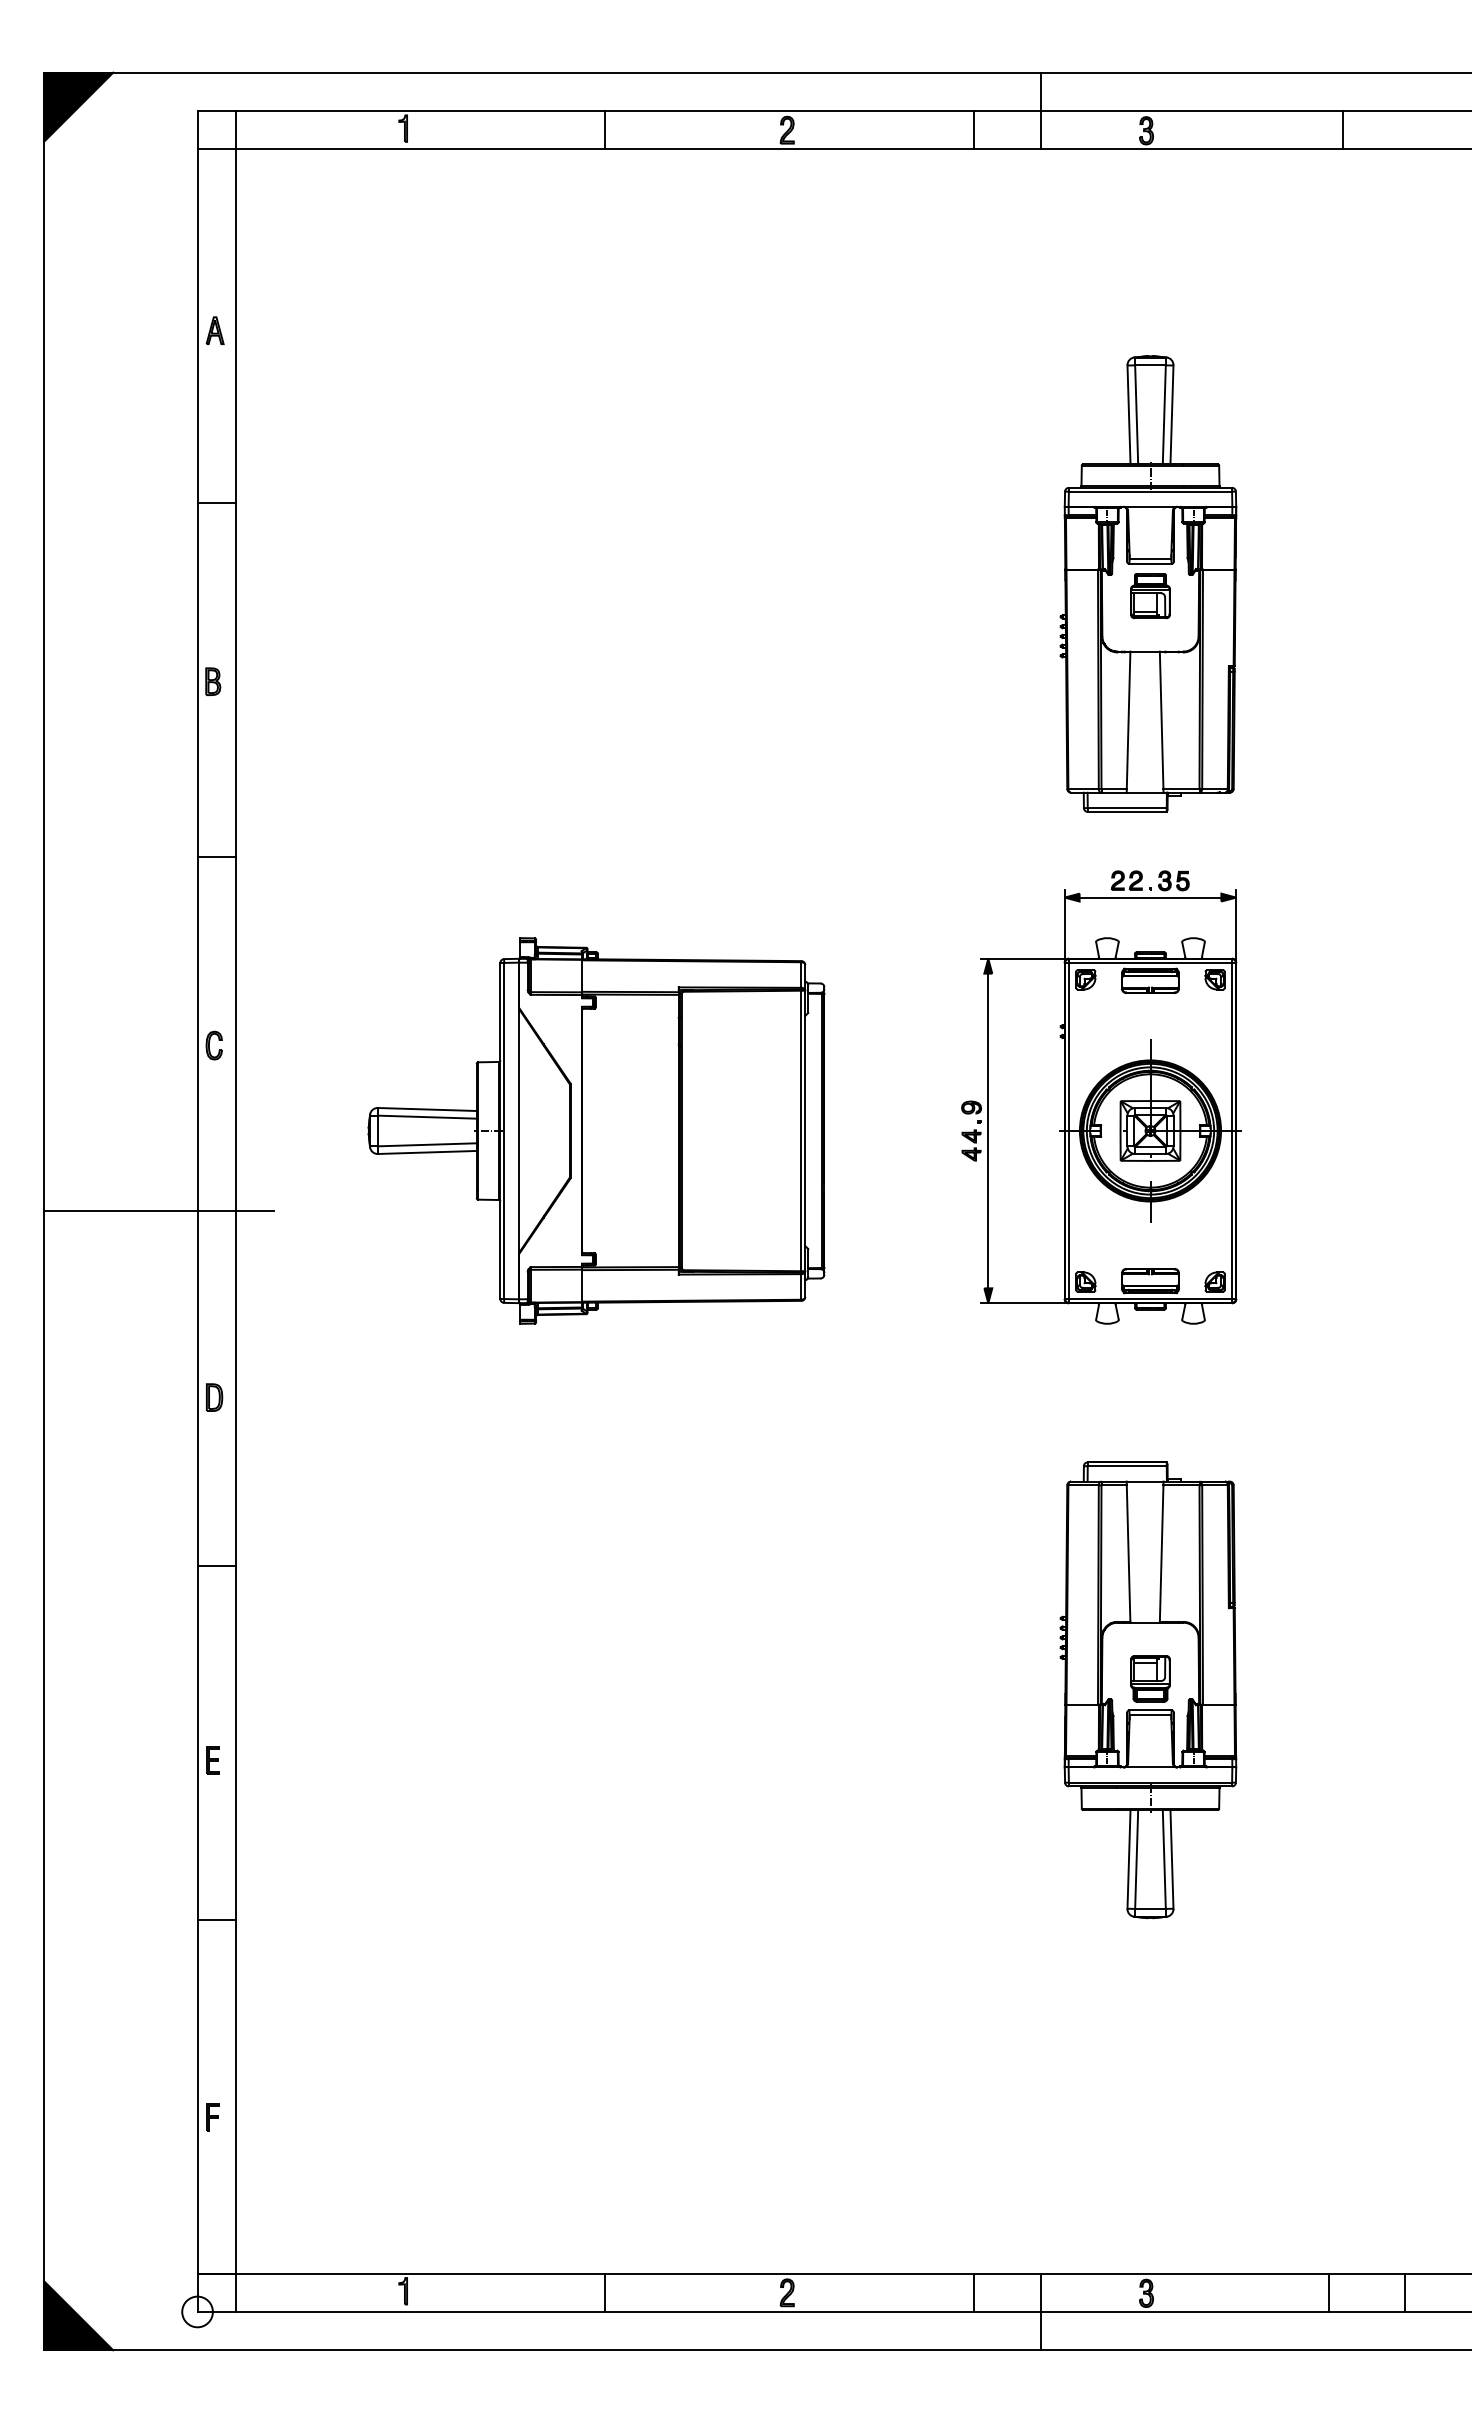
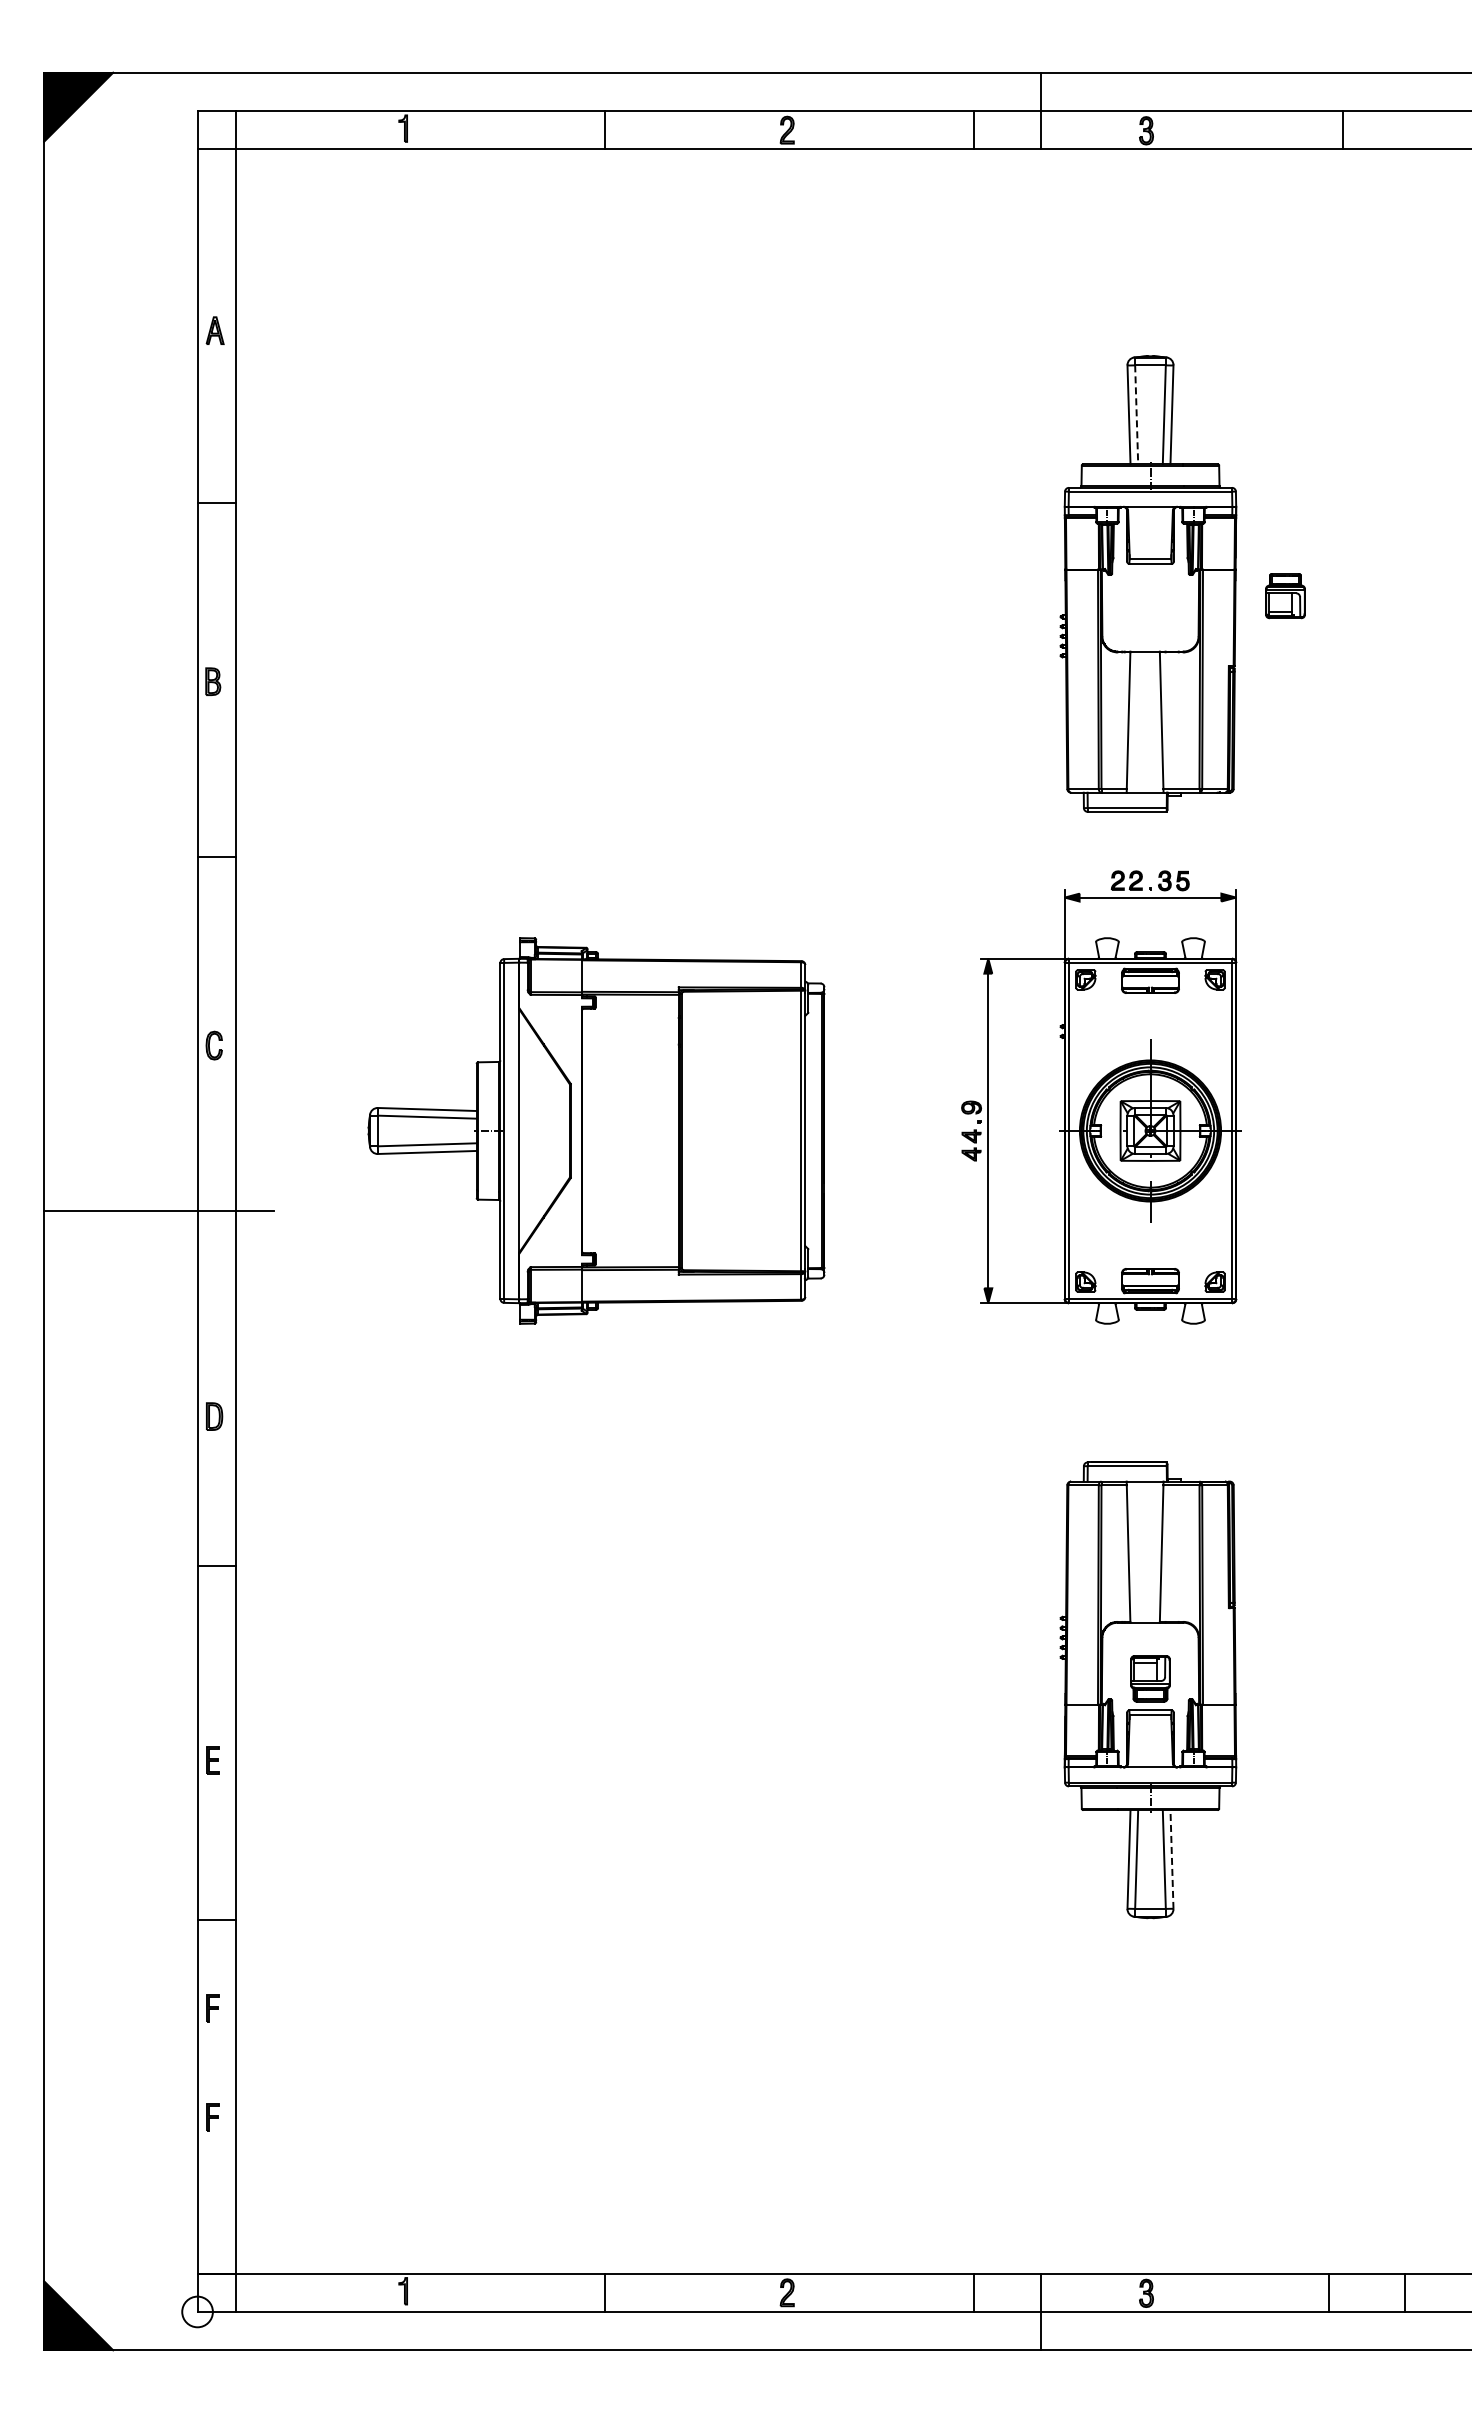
line: solid -> dashed (1136, 415)
part position: (1150, 596) -> (1285, 596) (1285, 596)
part position: (214, 1397) -> (214, 1416) (214, 1416)
line: solid -> dashed (1171, 1859)
part: none -> present (212, 2008)
